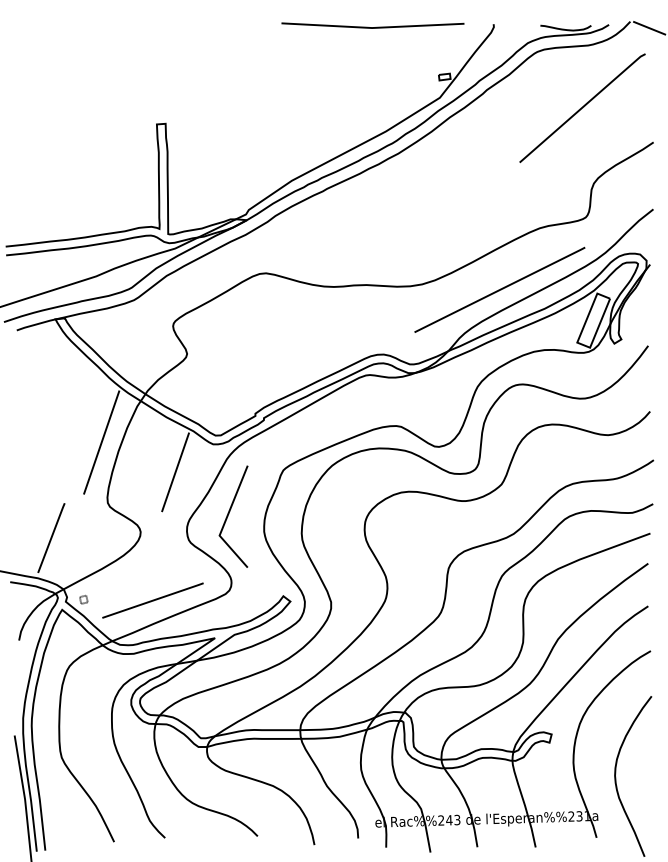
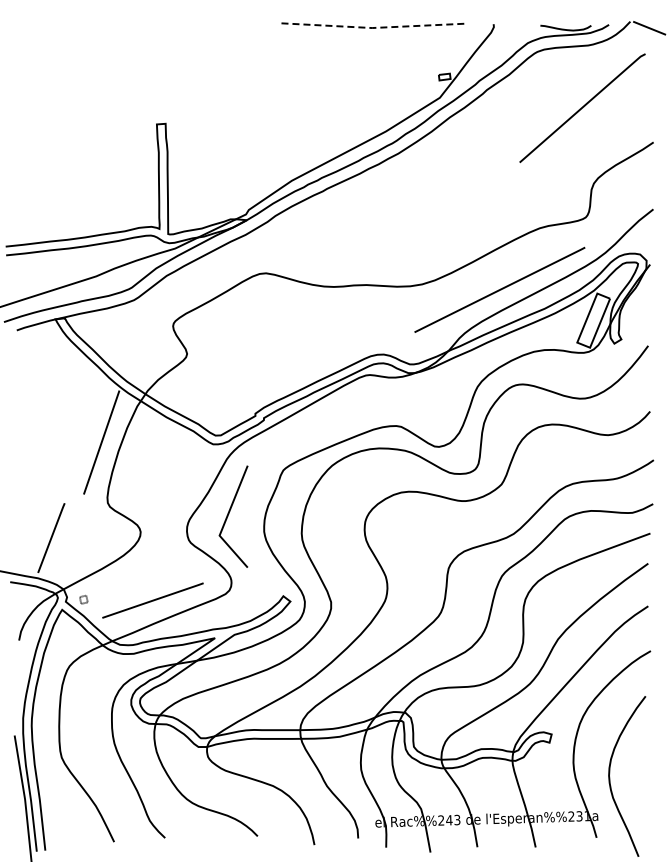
line: solid -> dashed (373, 27)
line: present -> none (175, 472)
curve position: (616, 777) -> (610, 777) (610, 777)
